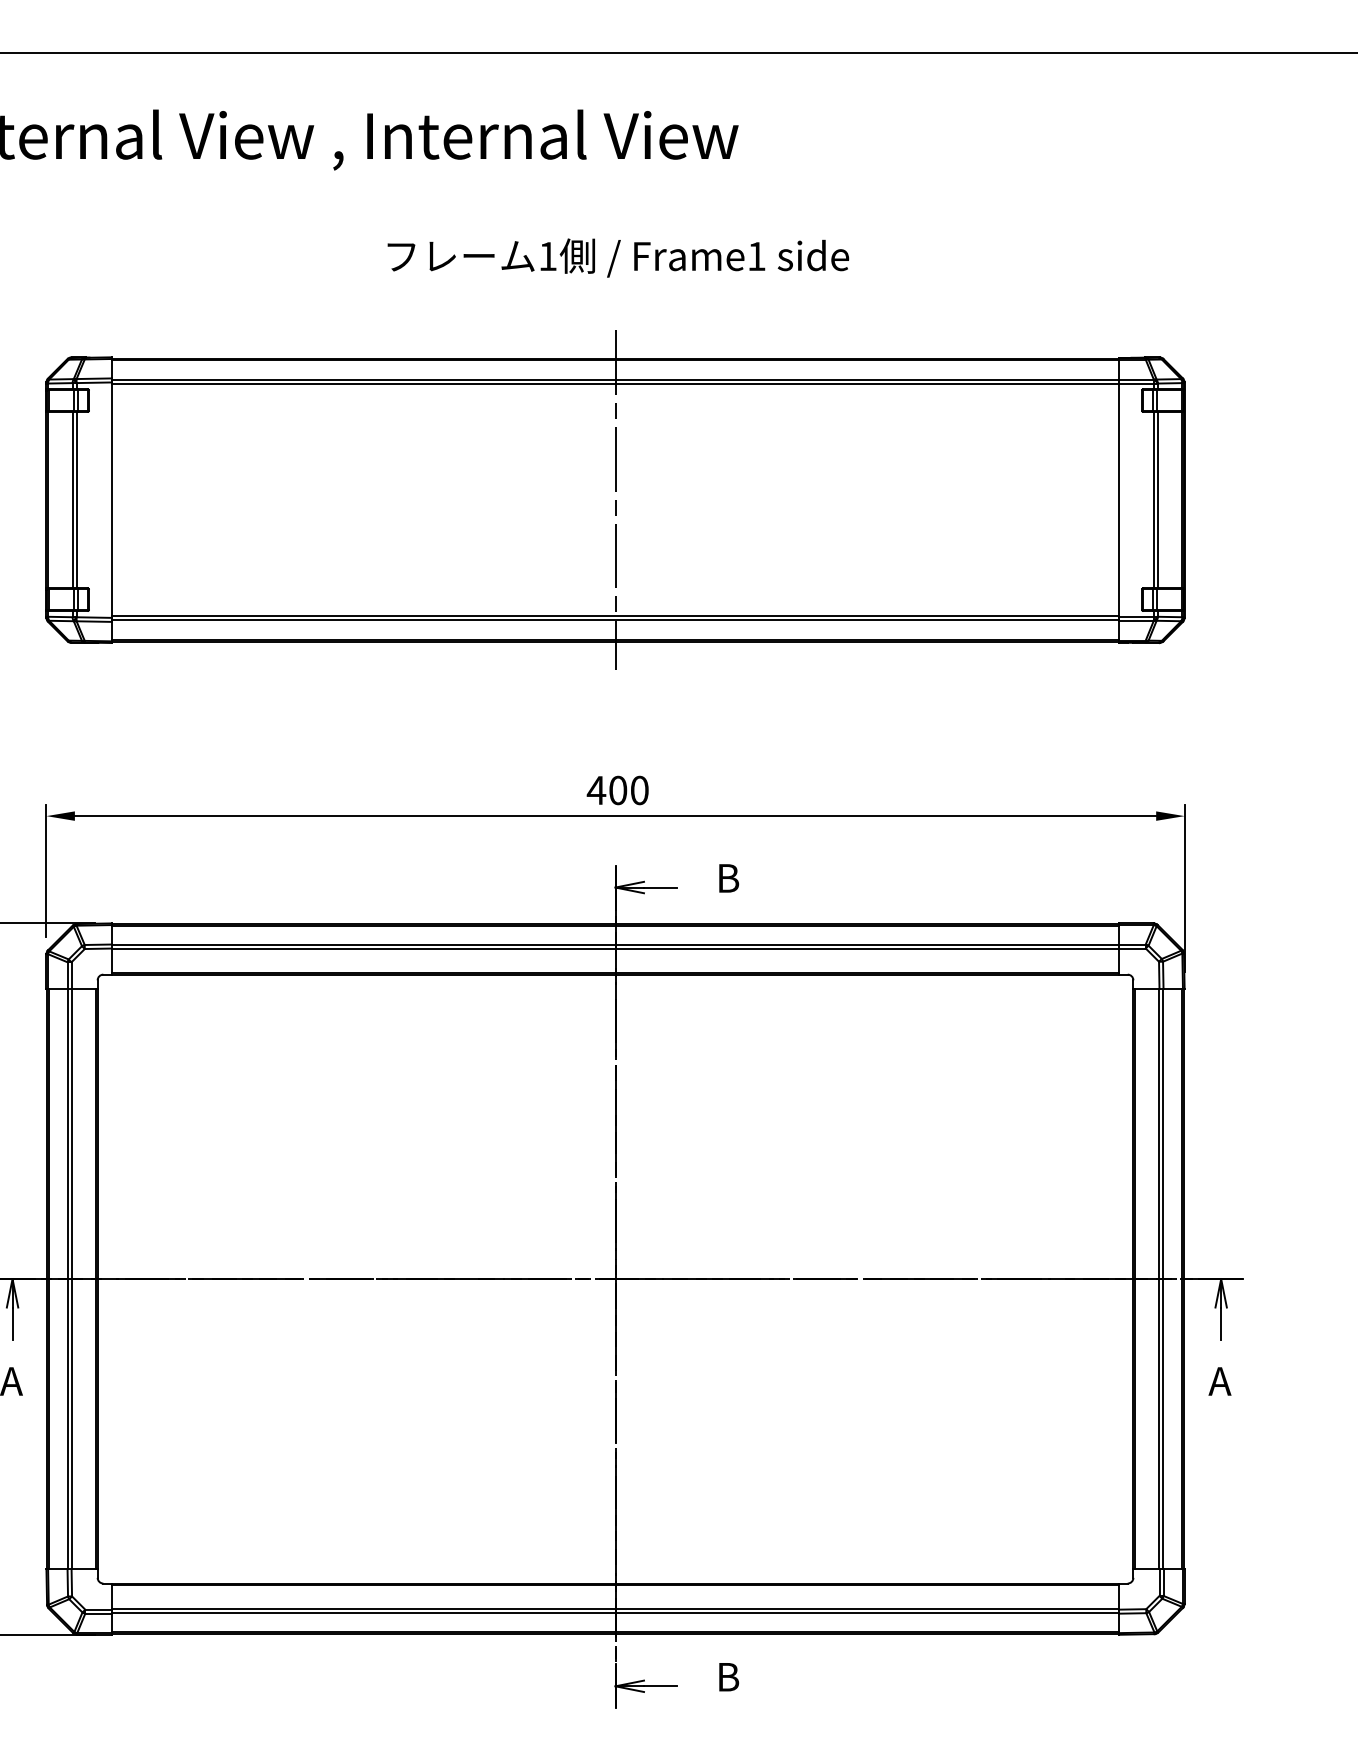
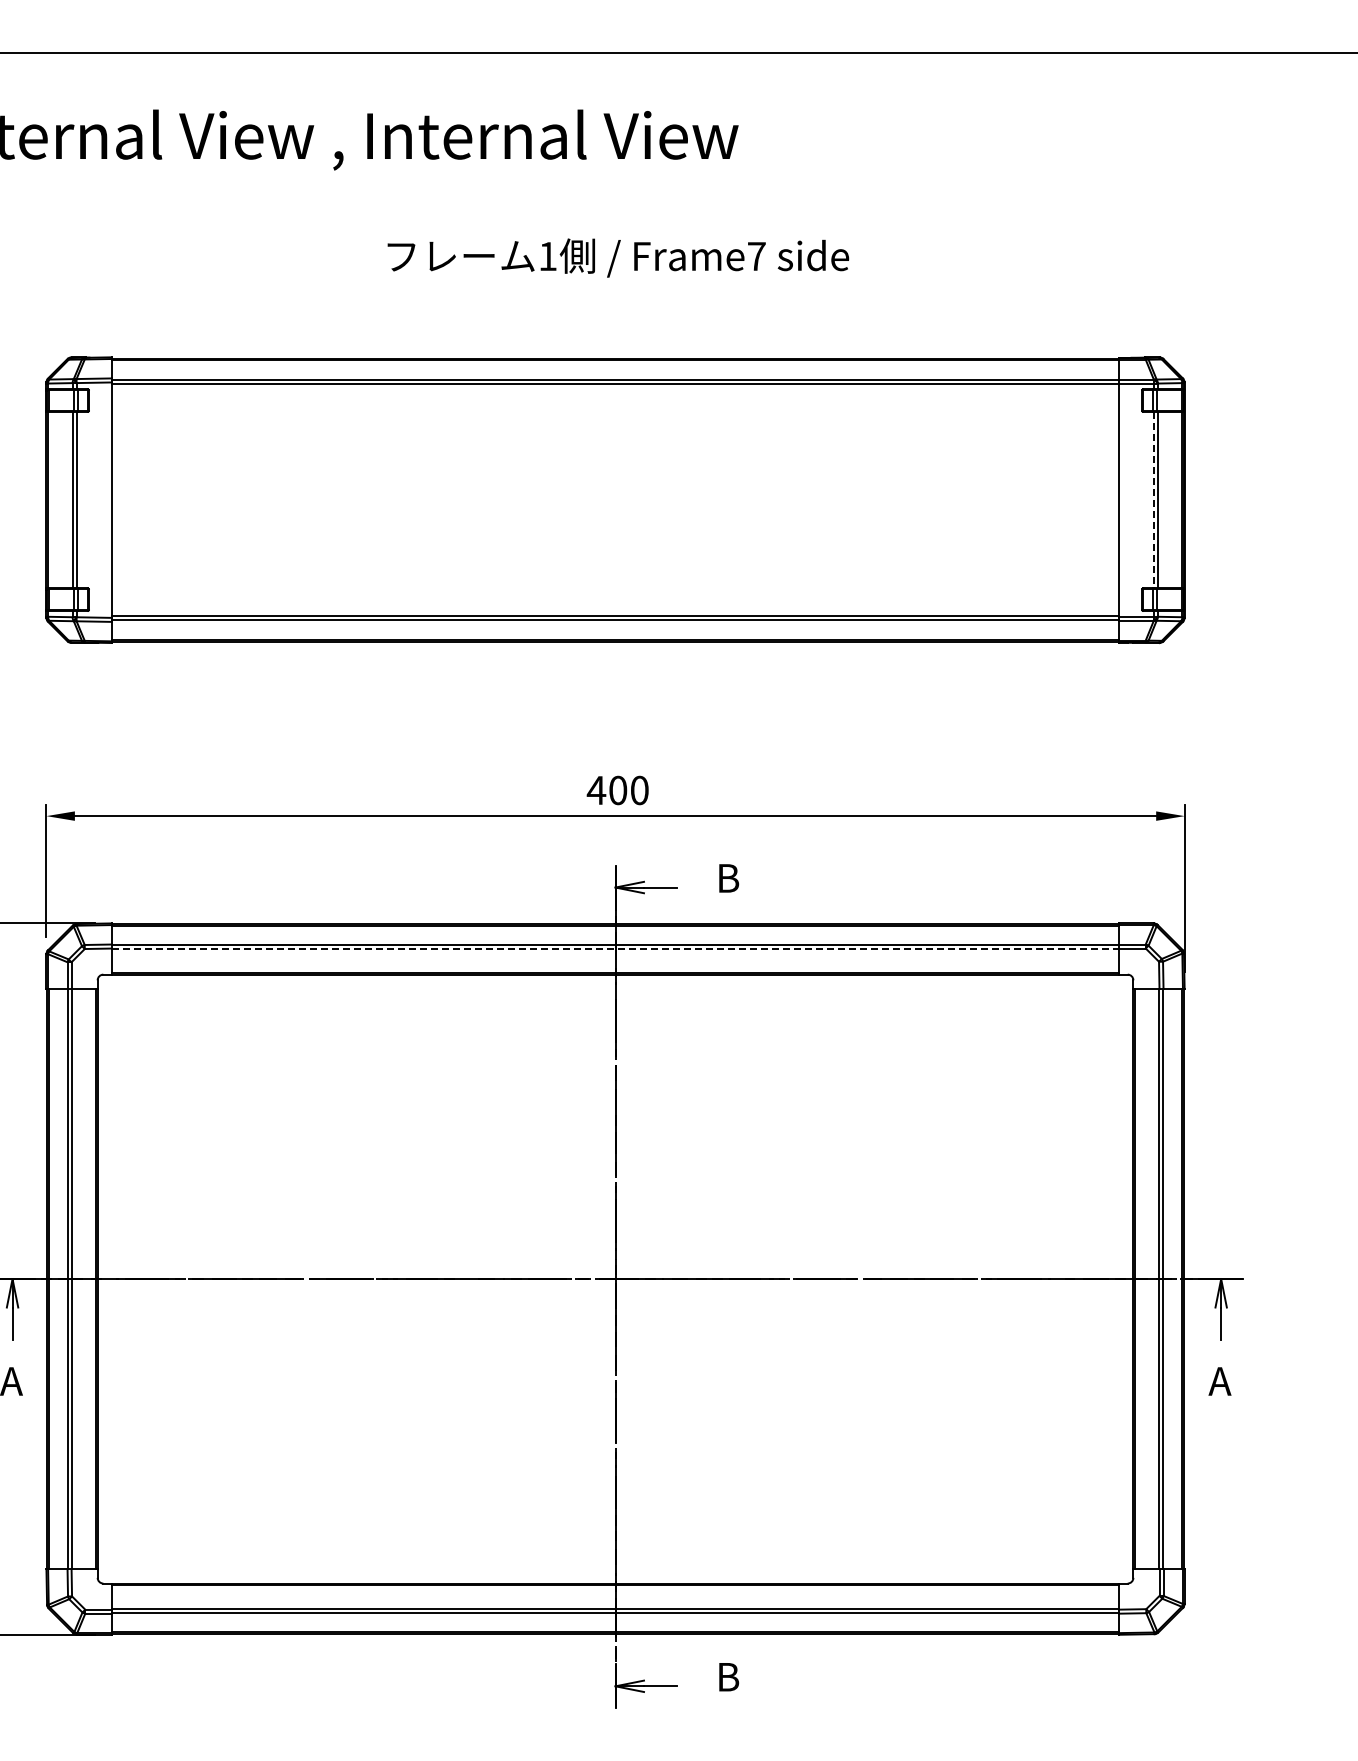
text: Frame1 -> Frame7 (756, 256)
line: present -> none (615, 500)
line: solid -> dashed (1153, 500)
line: solid -> dashed (615, 949)
